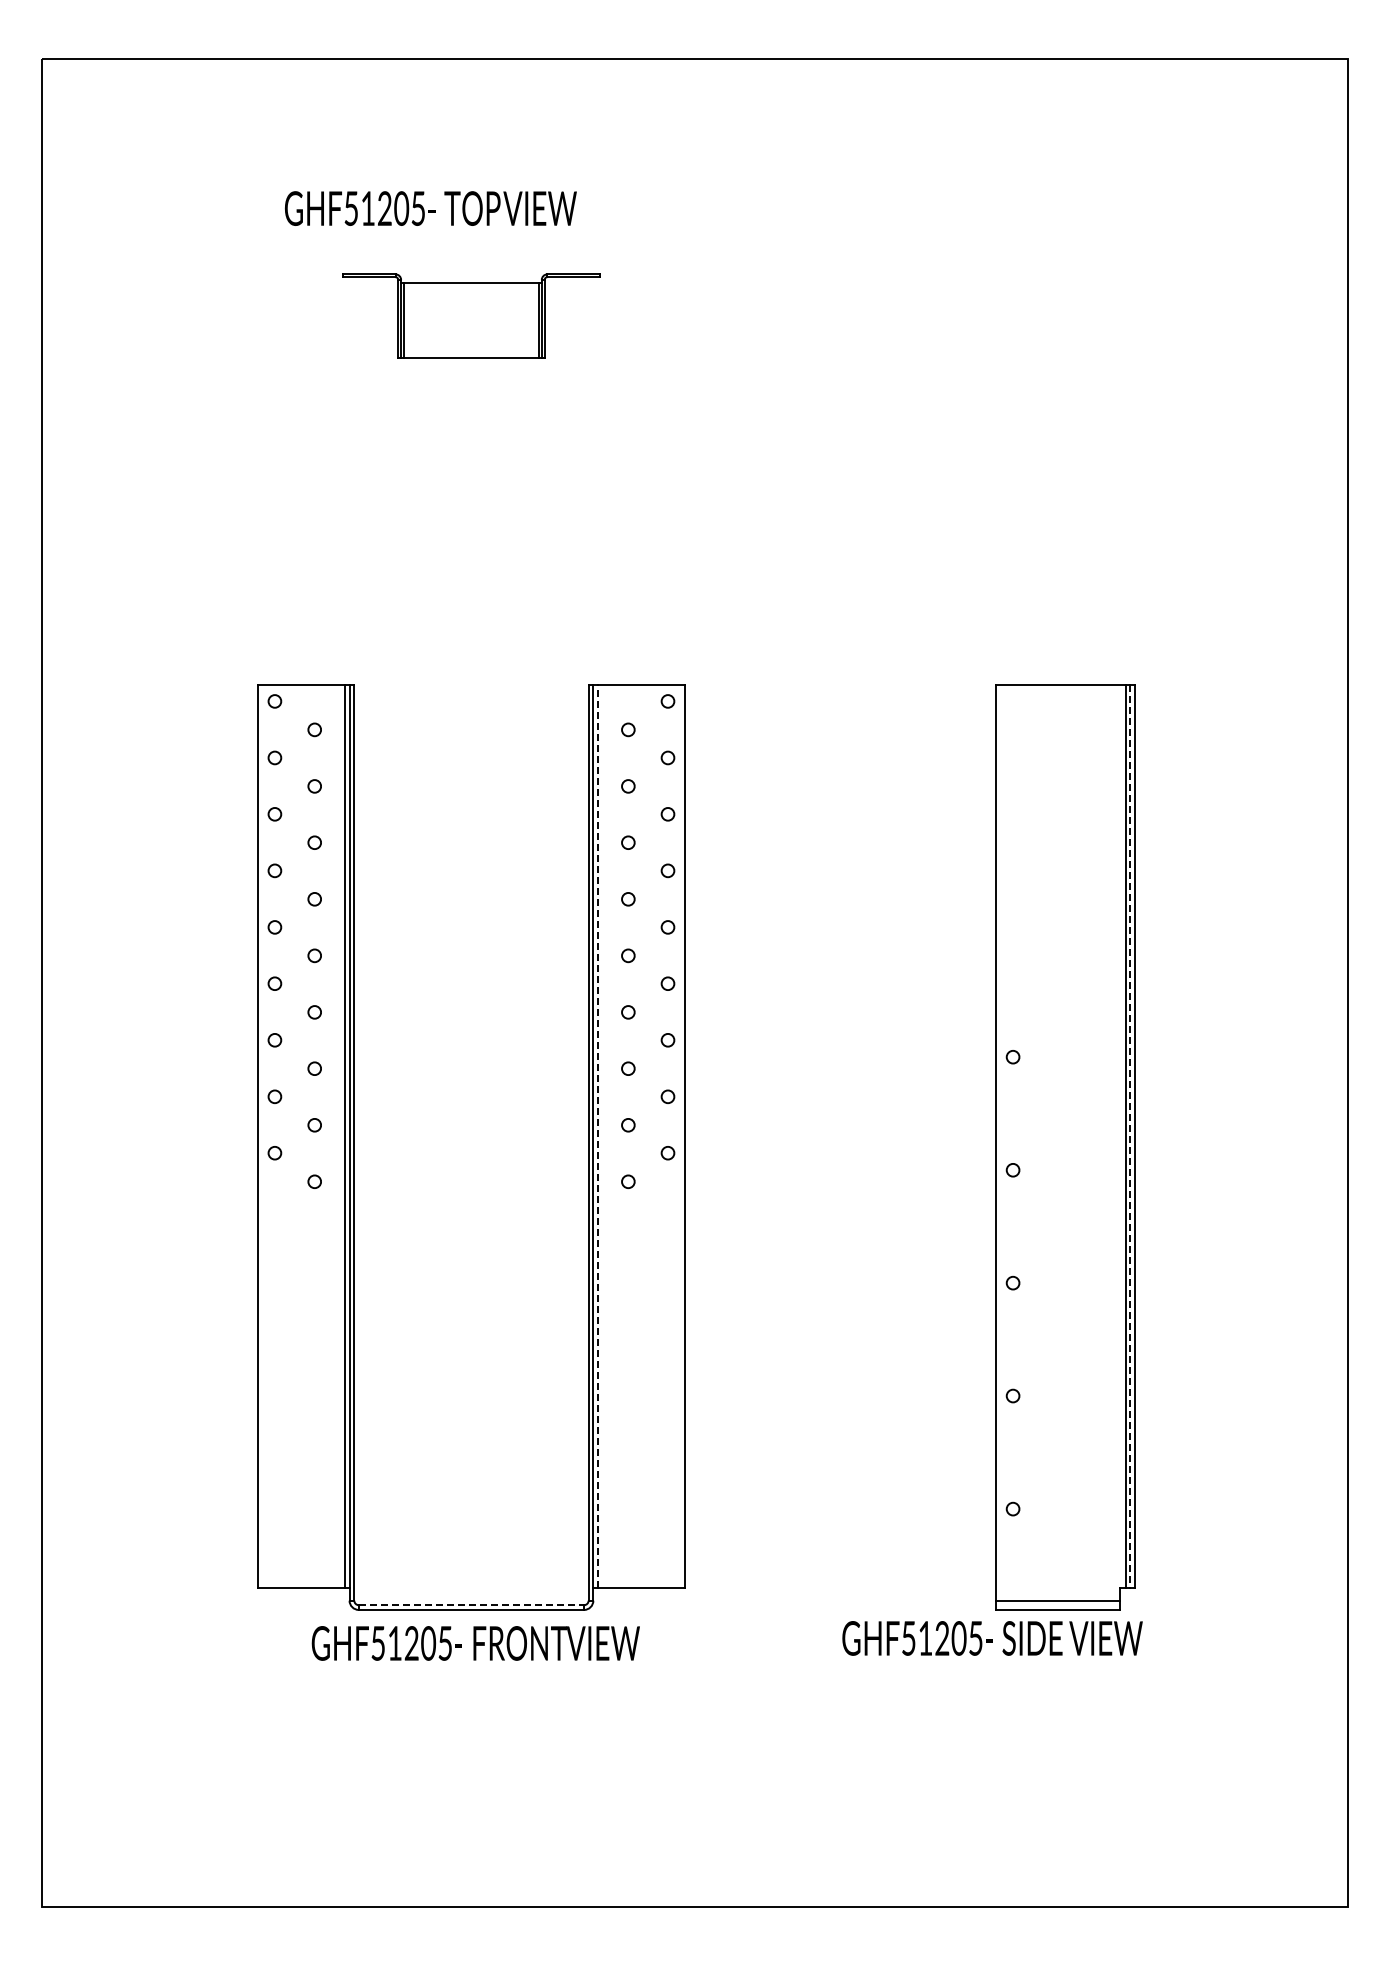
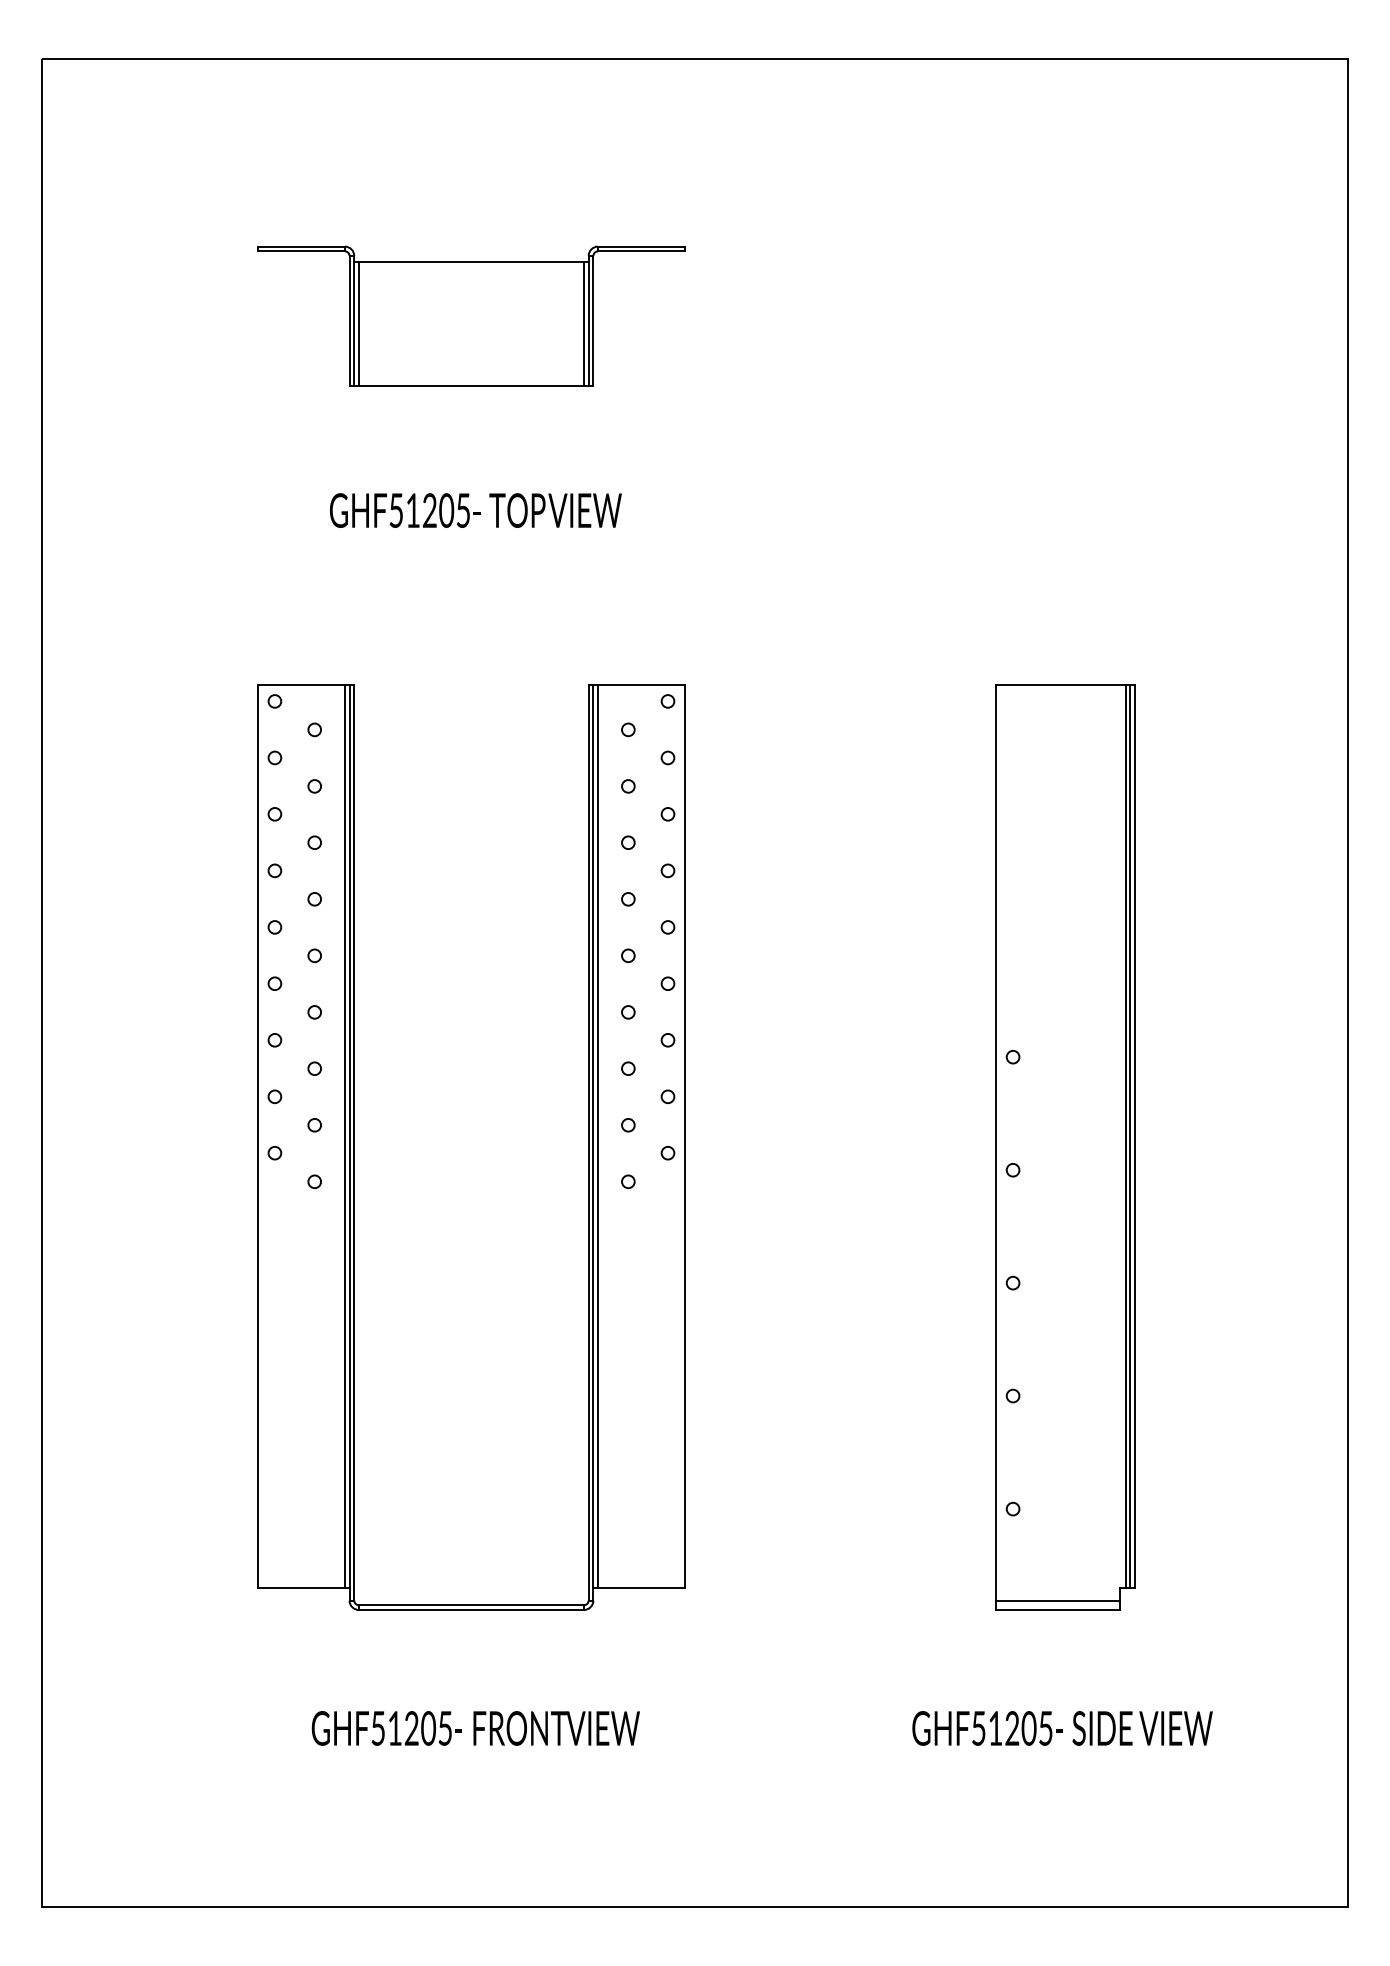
text position: (430, 208) -> (475, 510) (475, 510)
part size: 259x86 px -> 429x142 px (471, 315)
line: dashed -> solid (597, 1136)
line: dashed -> solid (1130, 1136)
line: dashed -> solid (471, 1605)
text position: (992, 1638) -> (1062, 1728) (1062, 1728)
text position: (475, 1643) -> (475, 1728) (475, 1728)
